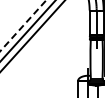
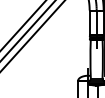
line: dashed -> solid (23, 25)
